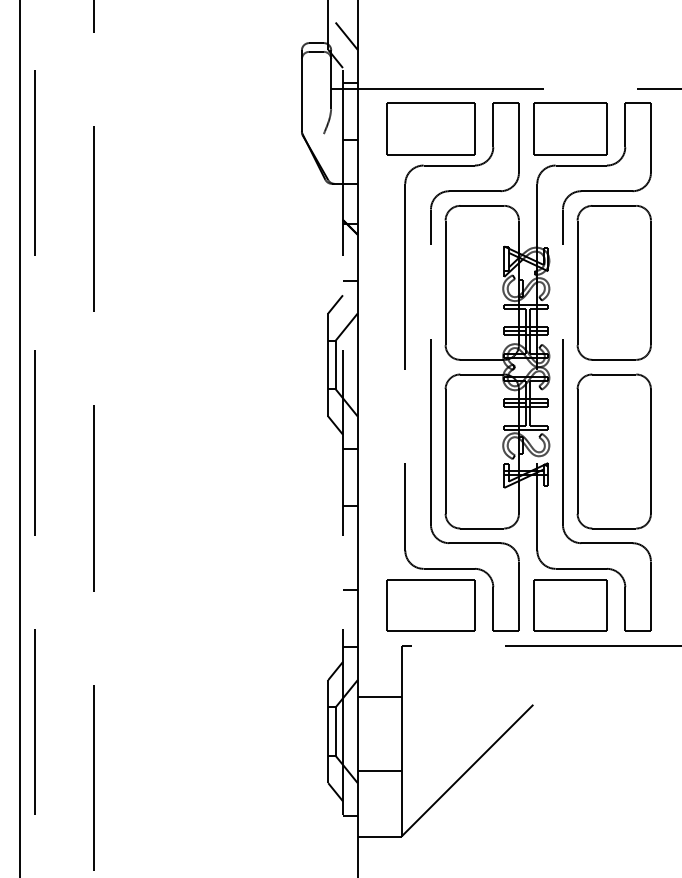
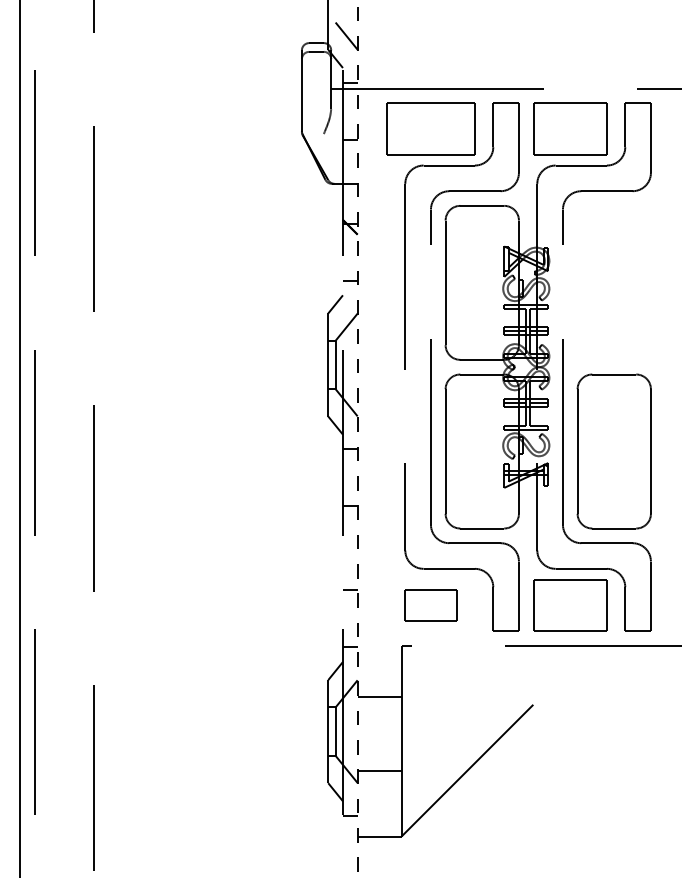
part: present -> none (613, 282)
line: solid -> dashed (357, 438)
part size: 90x53 px -> 54x33 px (430, 605)
